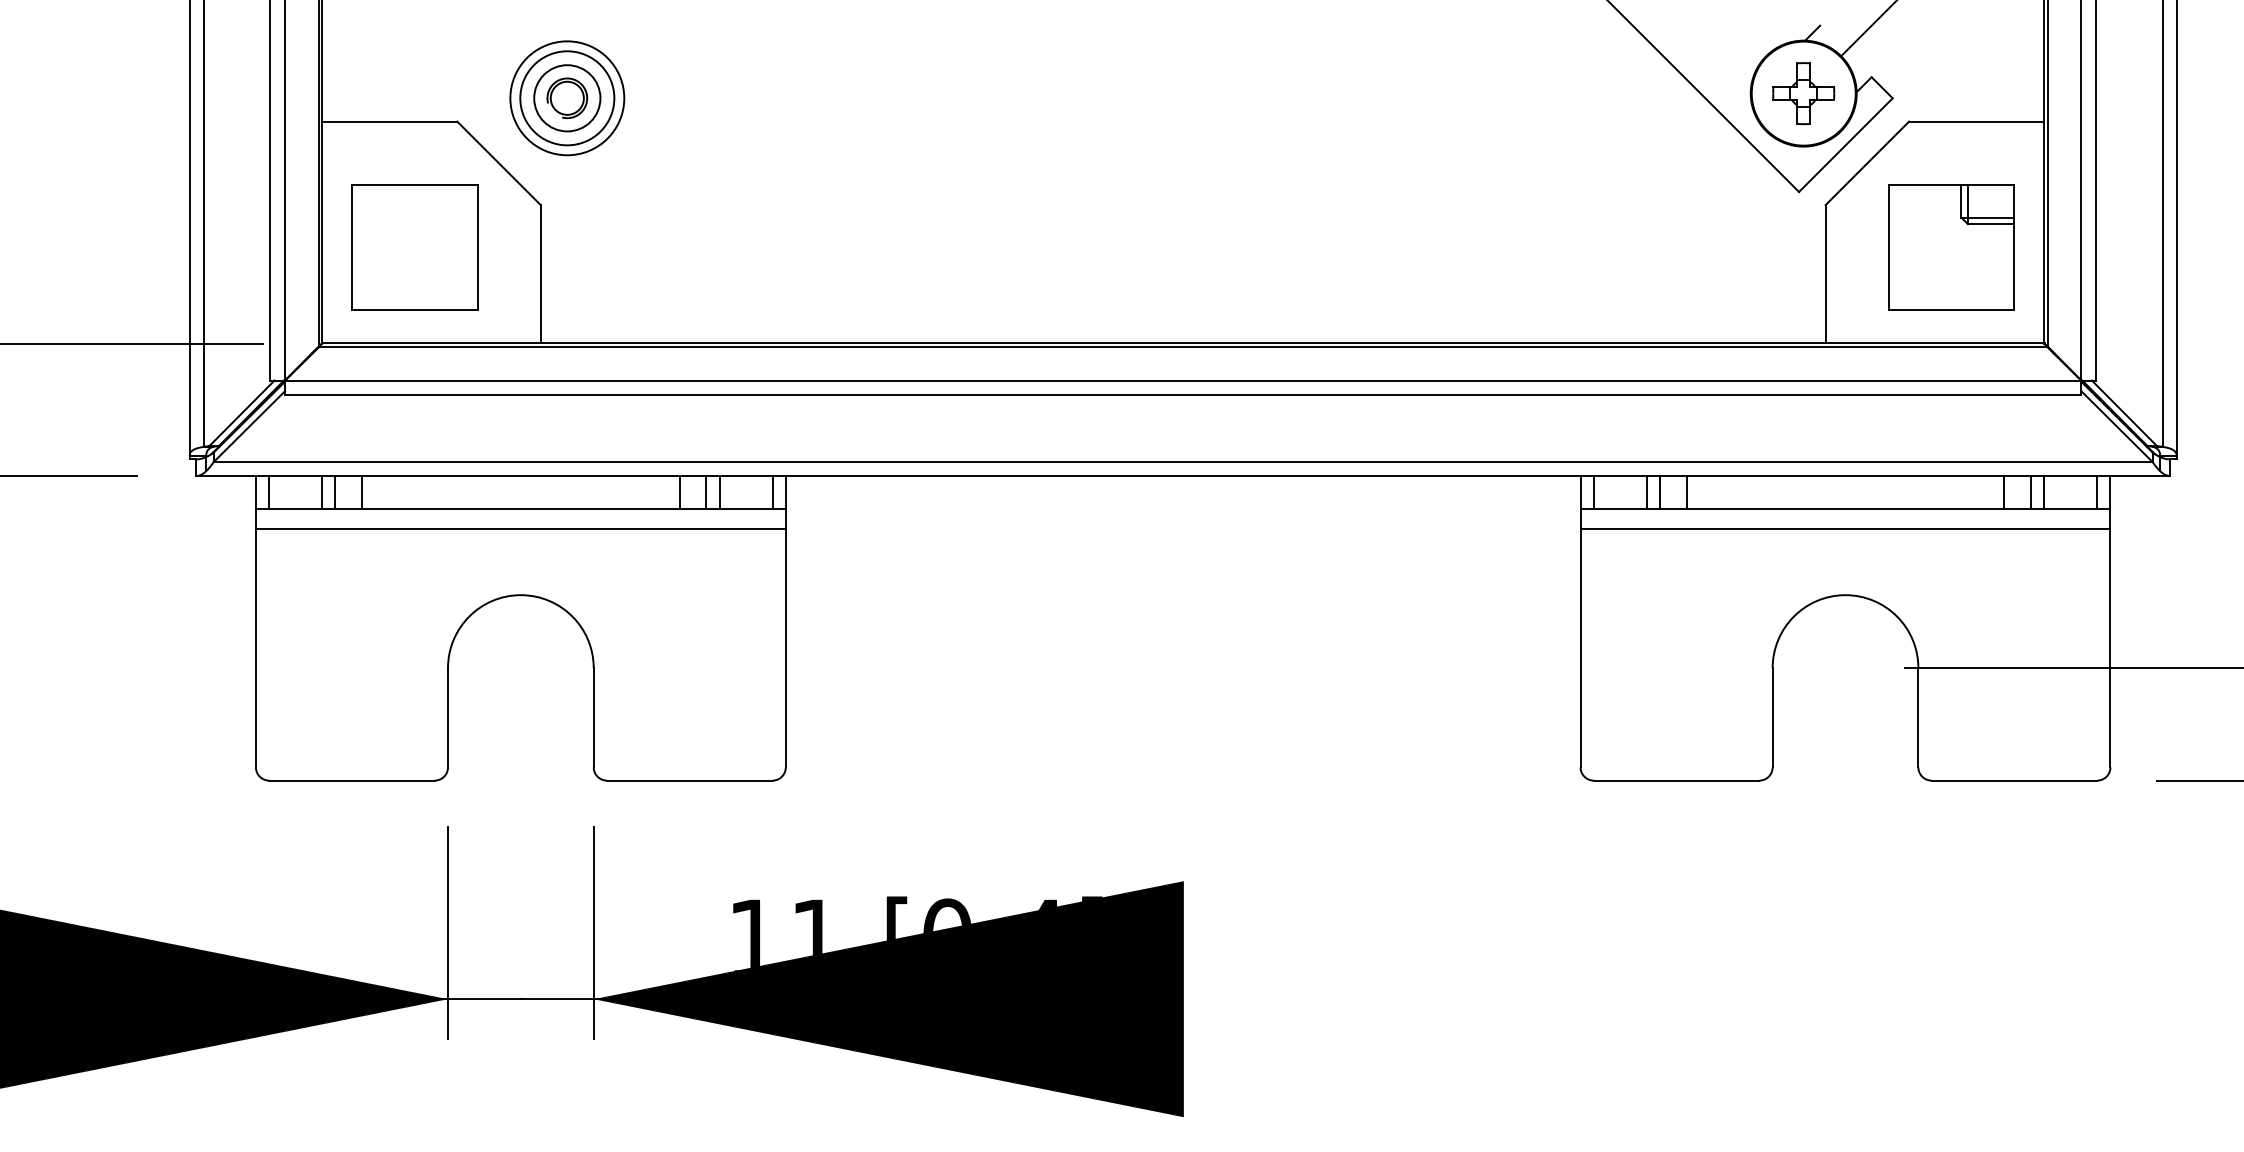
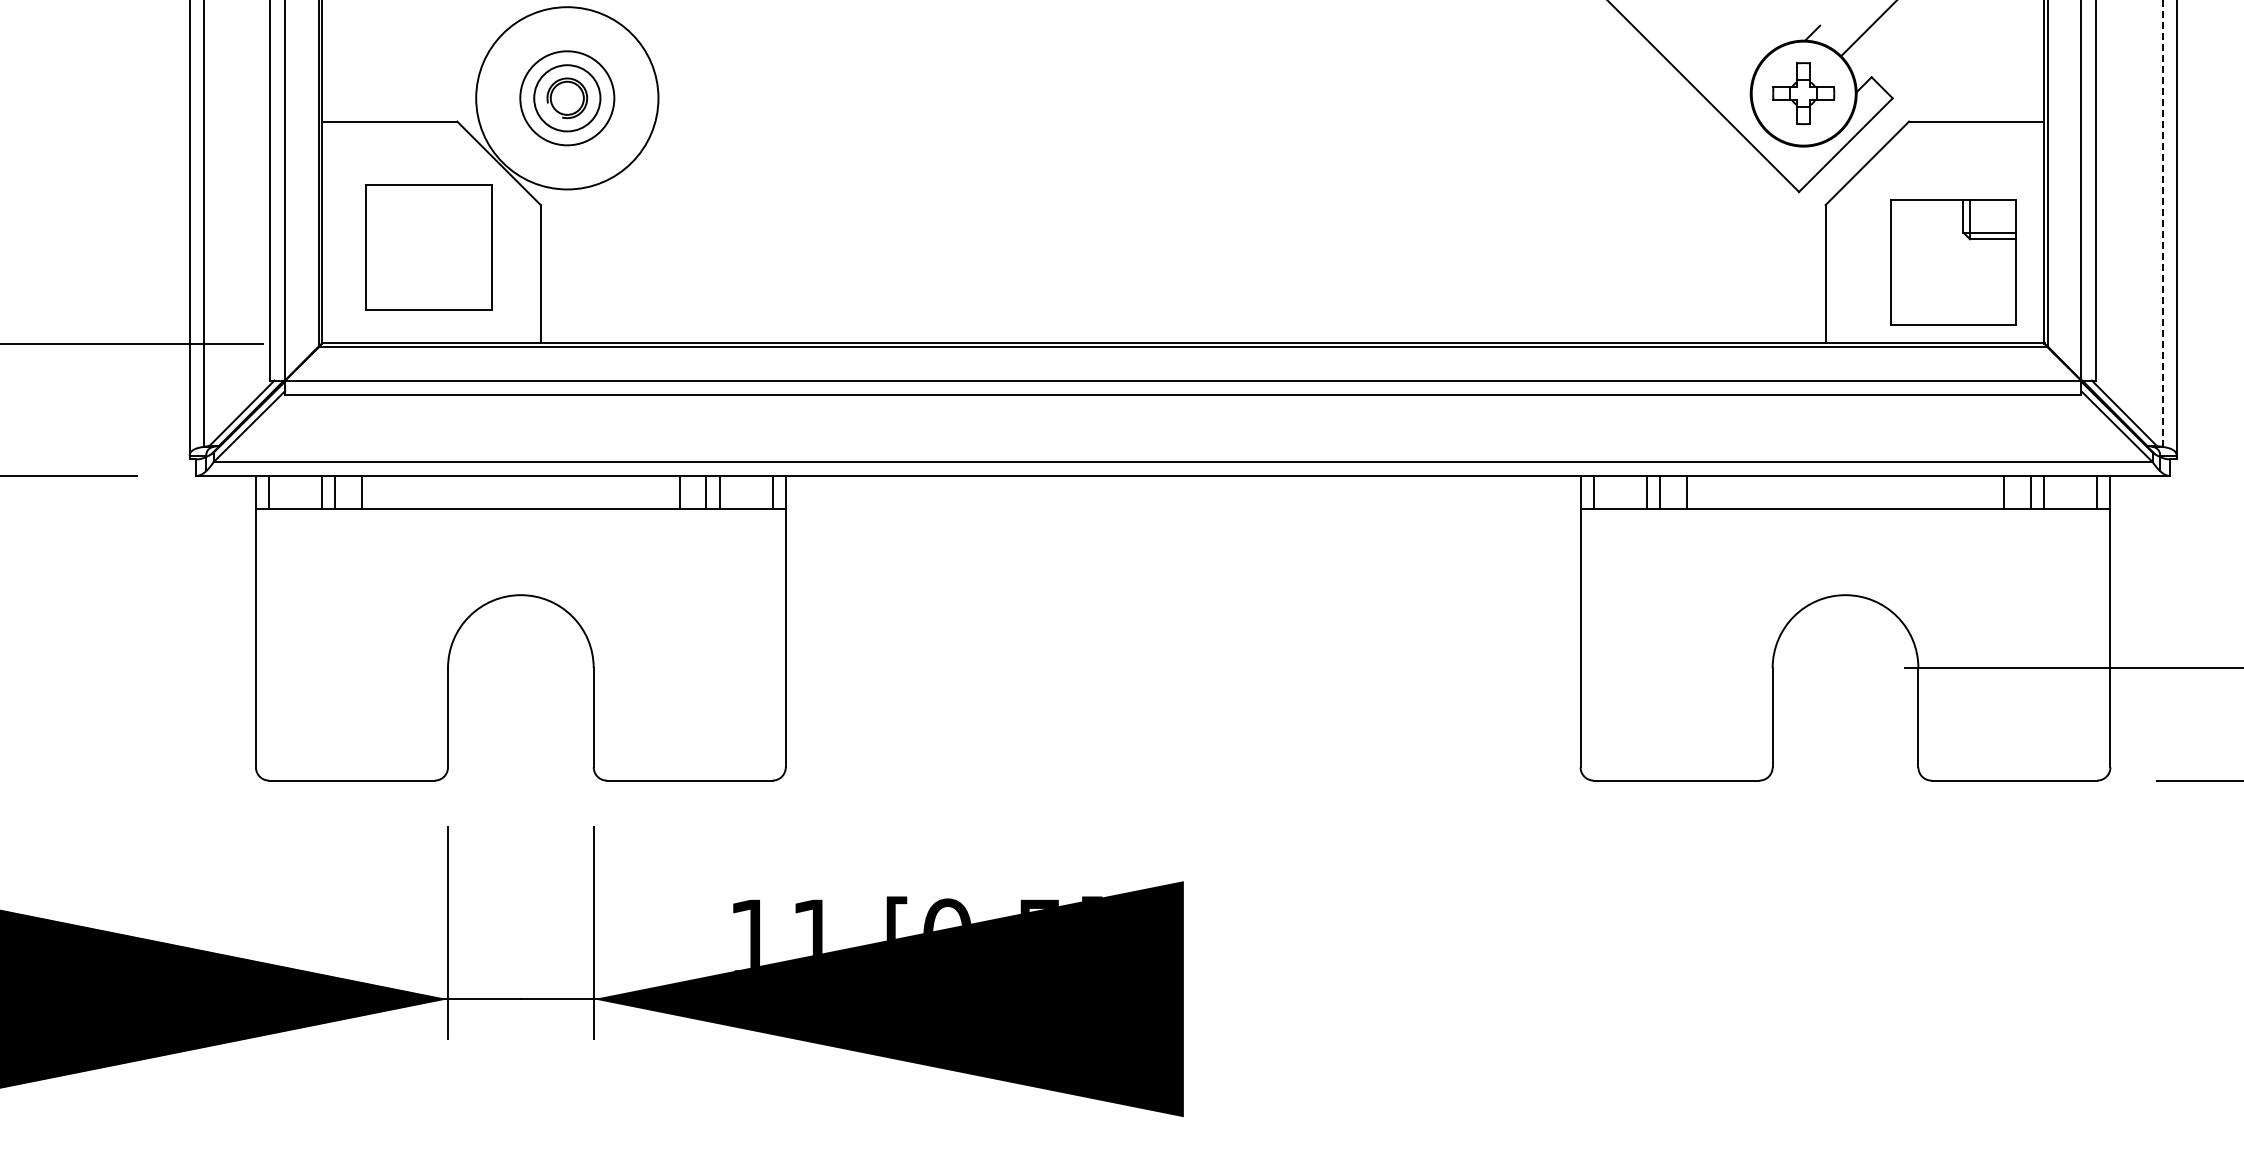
circle diameter: 114 px -> 182 px (567, 98)
line: solid -> dashed (2162, 223)
part position: (414, 247) -> (428, 247) (428, 247)
part position: (1951, 247) -> (1953, 262) (1953, 262)
line: present -> none (520, 528)
line: present -> none (1845, 528)
text: [0.4] -> [0.5] (1039, 906)
